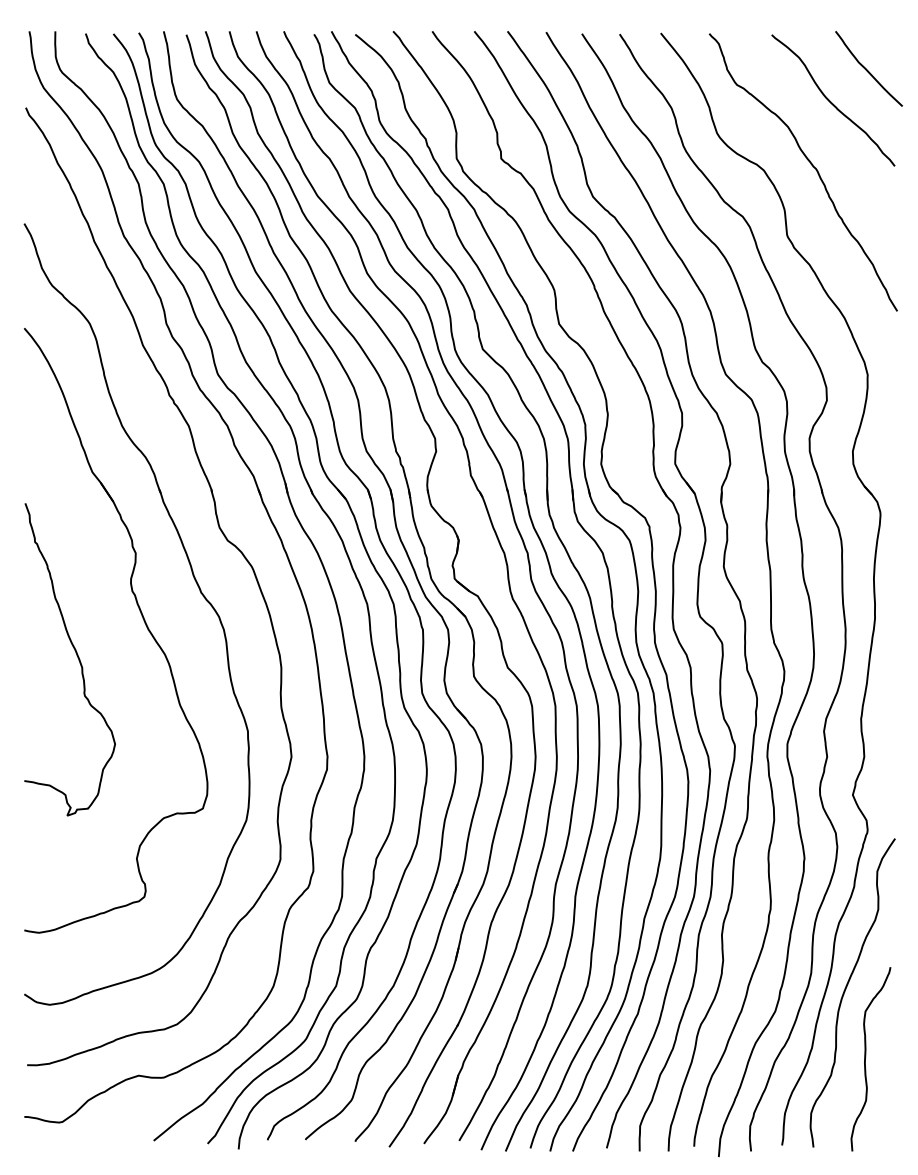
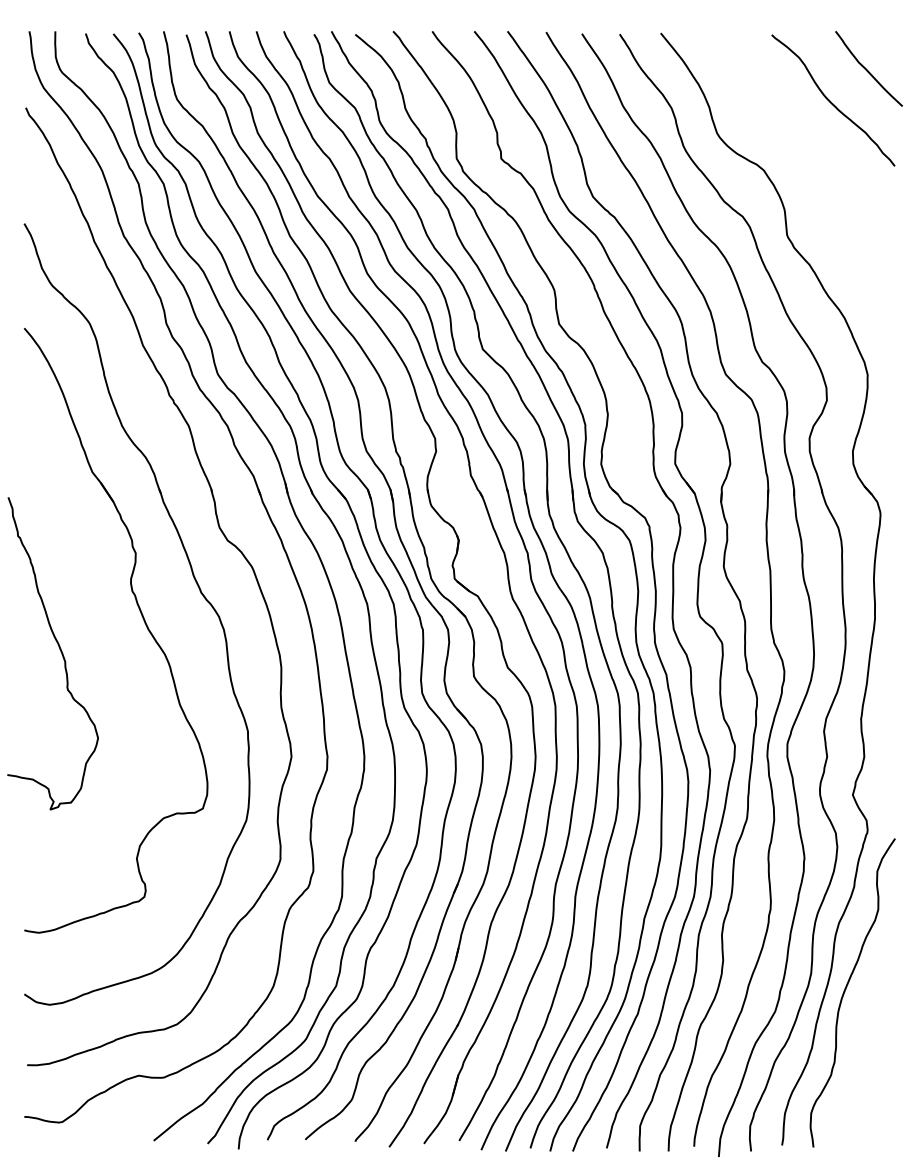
curve: present -> none (810, 164)
curve position: (76, 655) -> (59, 649) (59, 649)
curve: present -> none (866, 1056)
